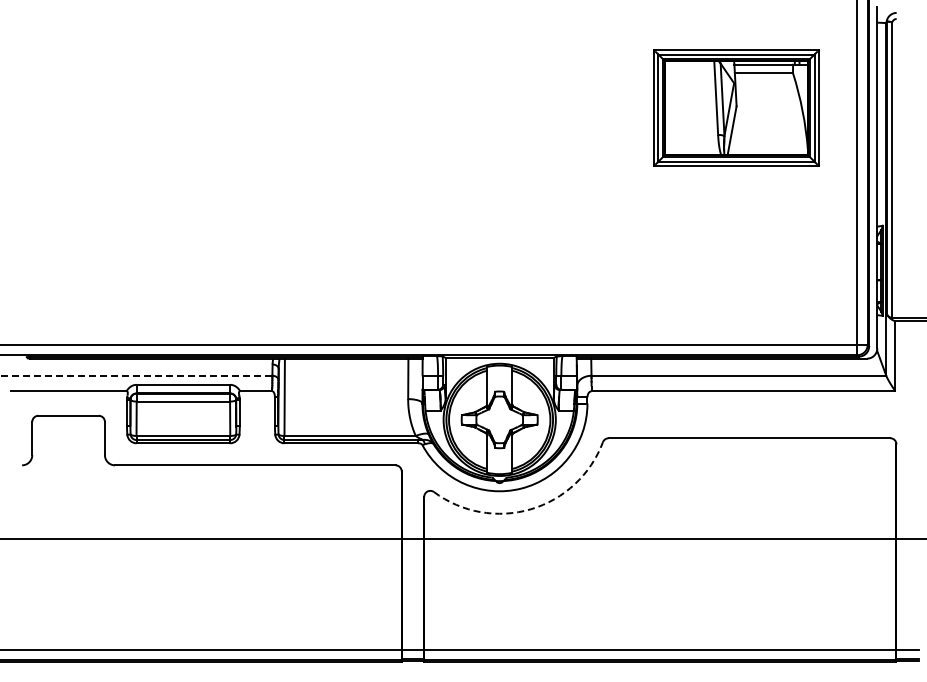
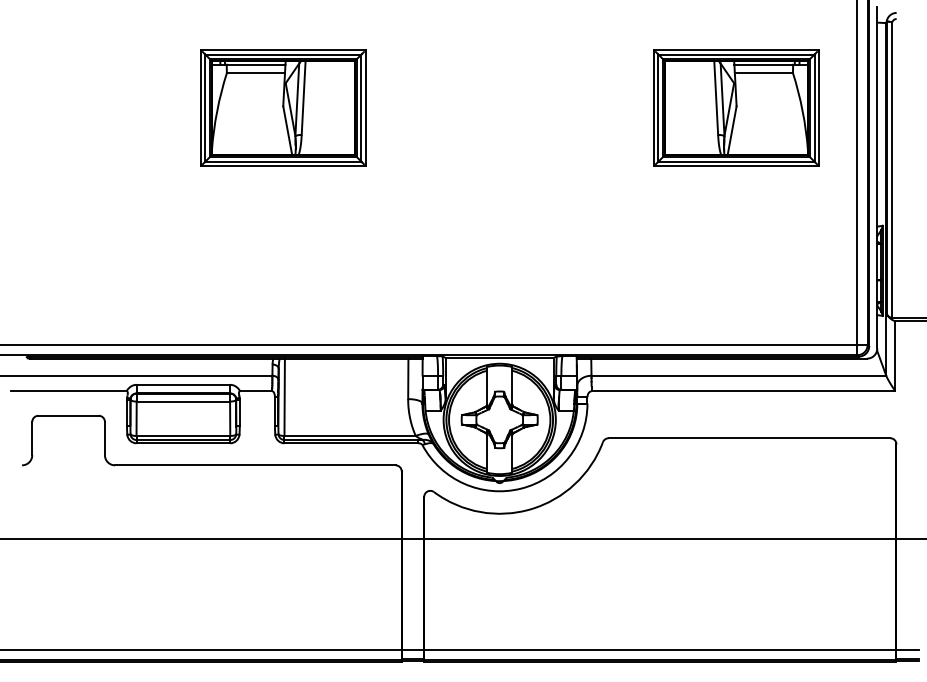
part: none -> present (283, 107)
line: dashed -> solid (136, 375)
arc: dashed -> solid (530, 509)
